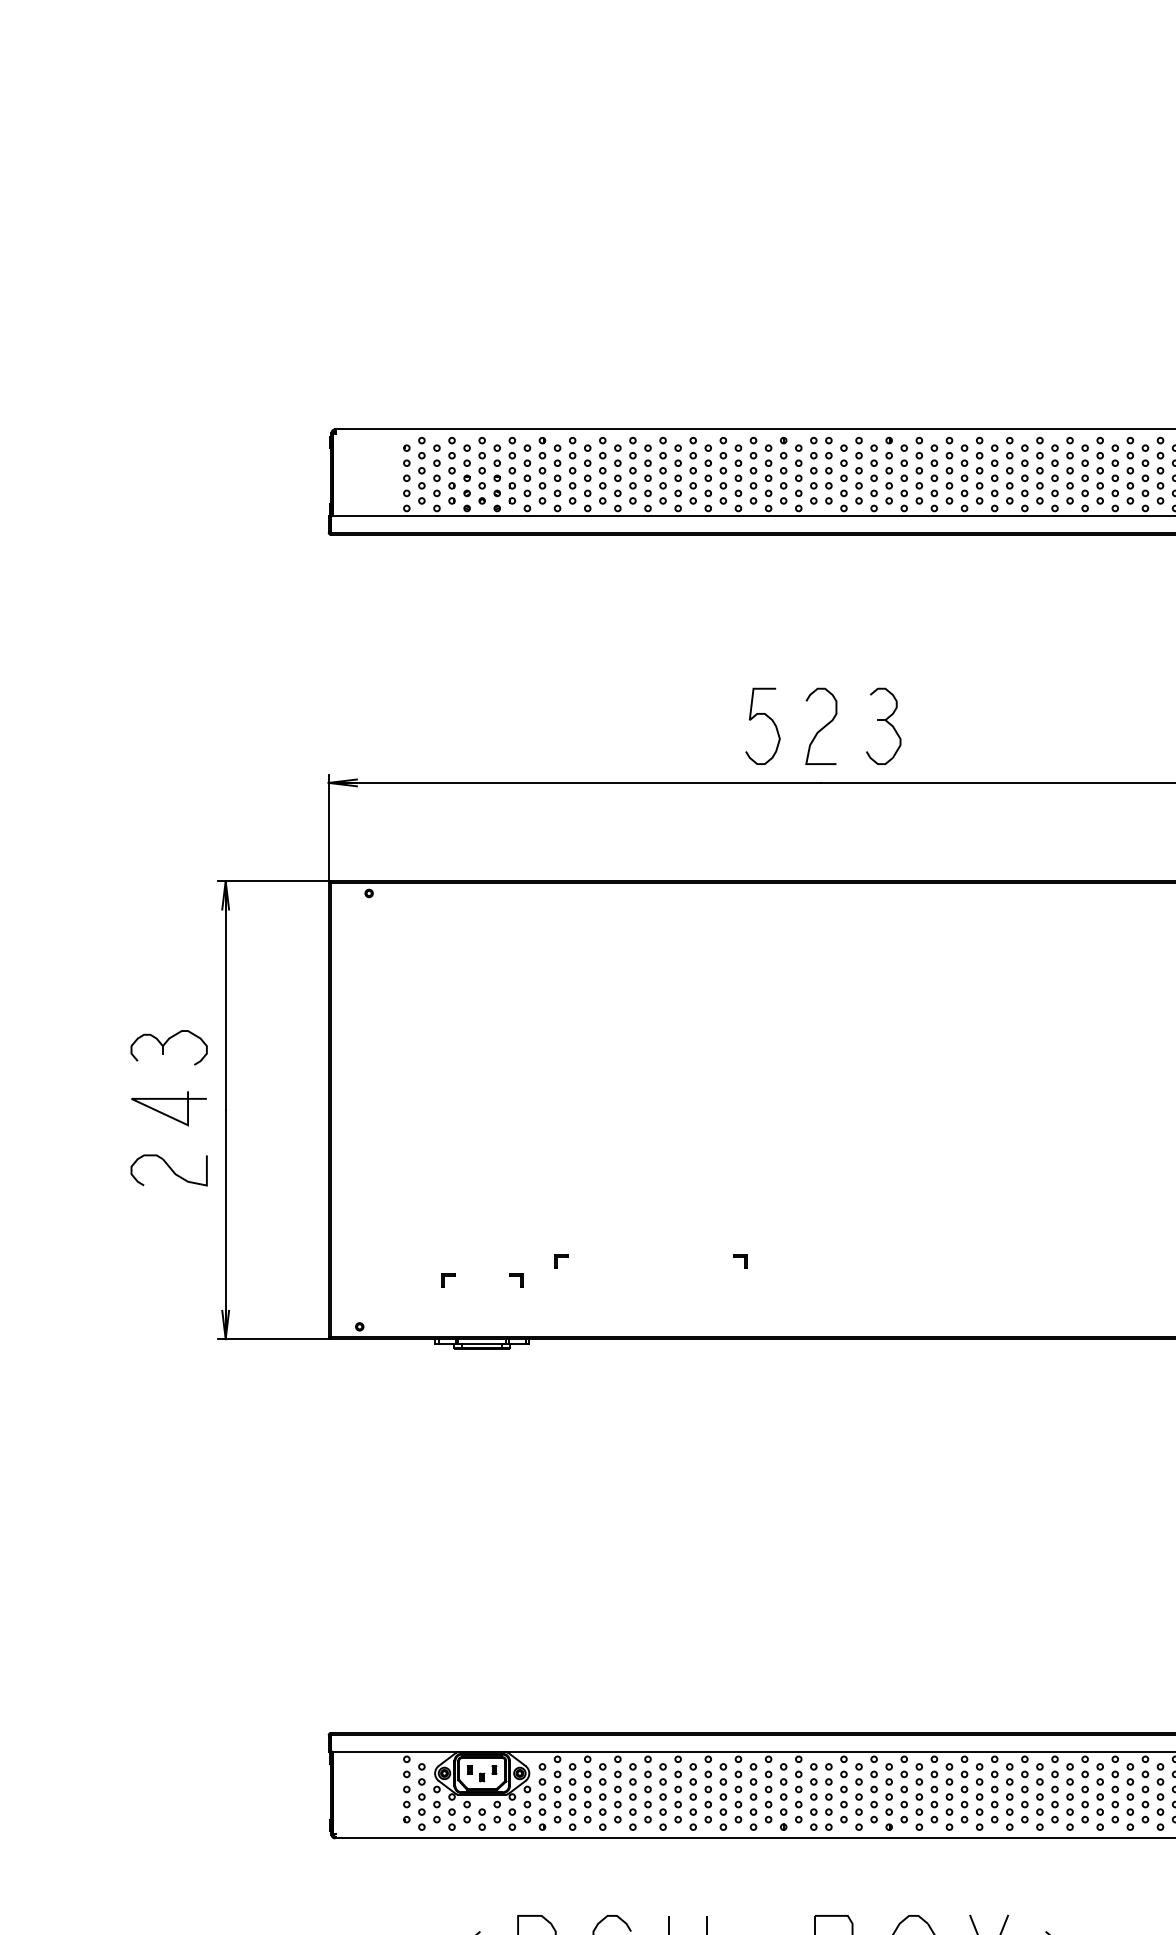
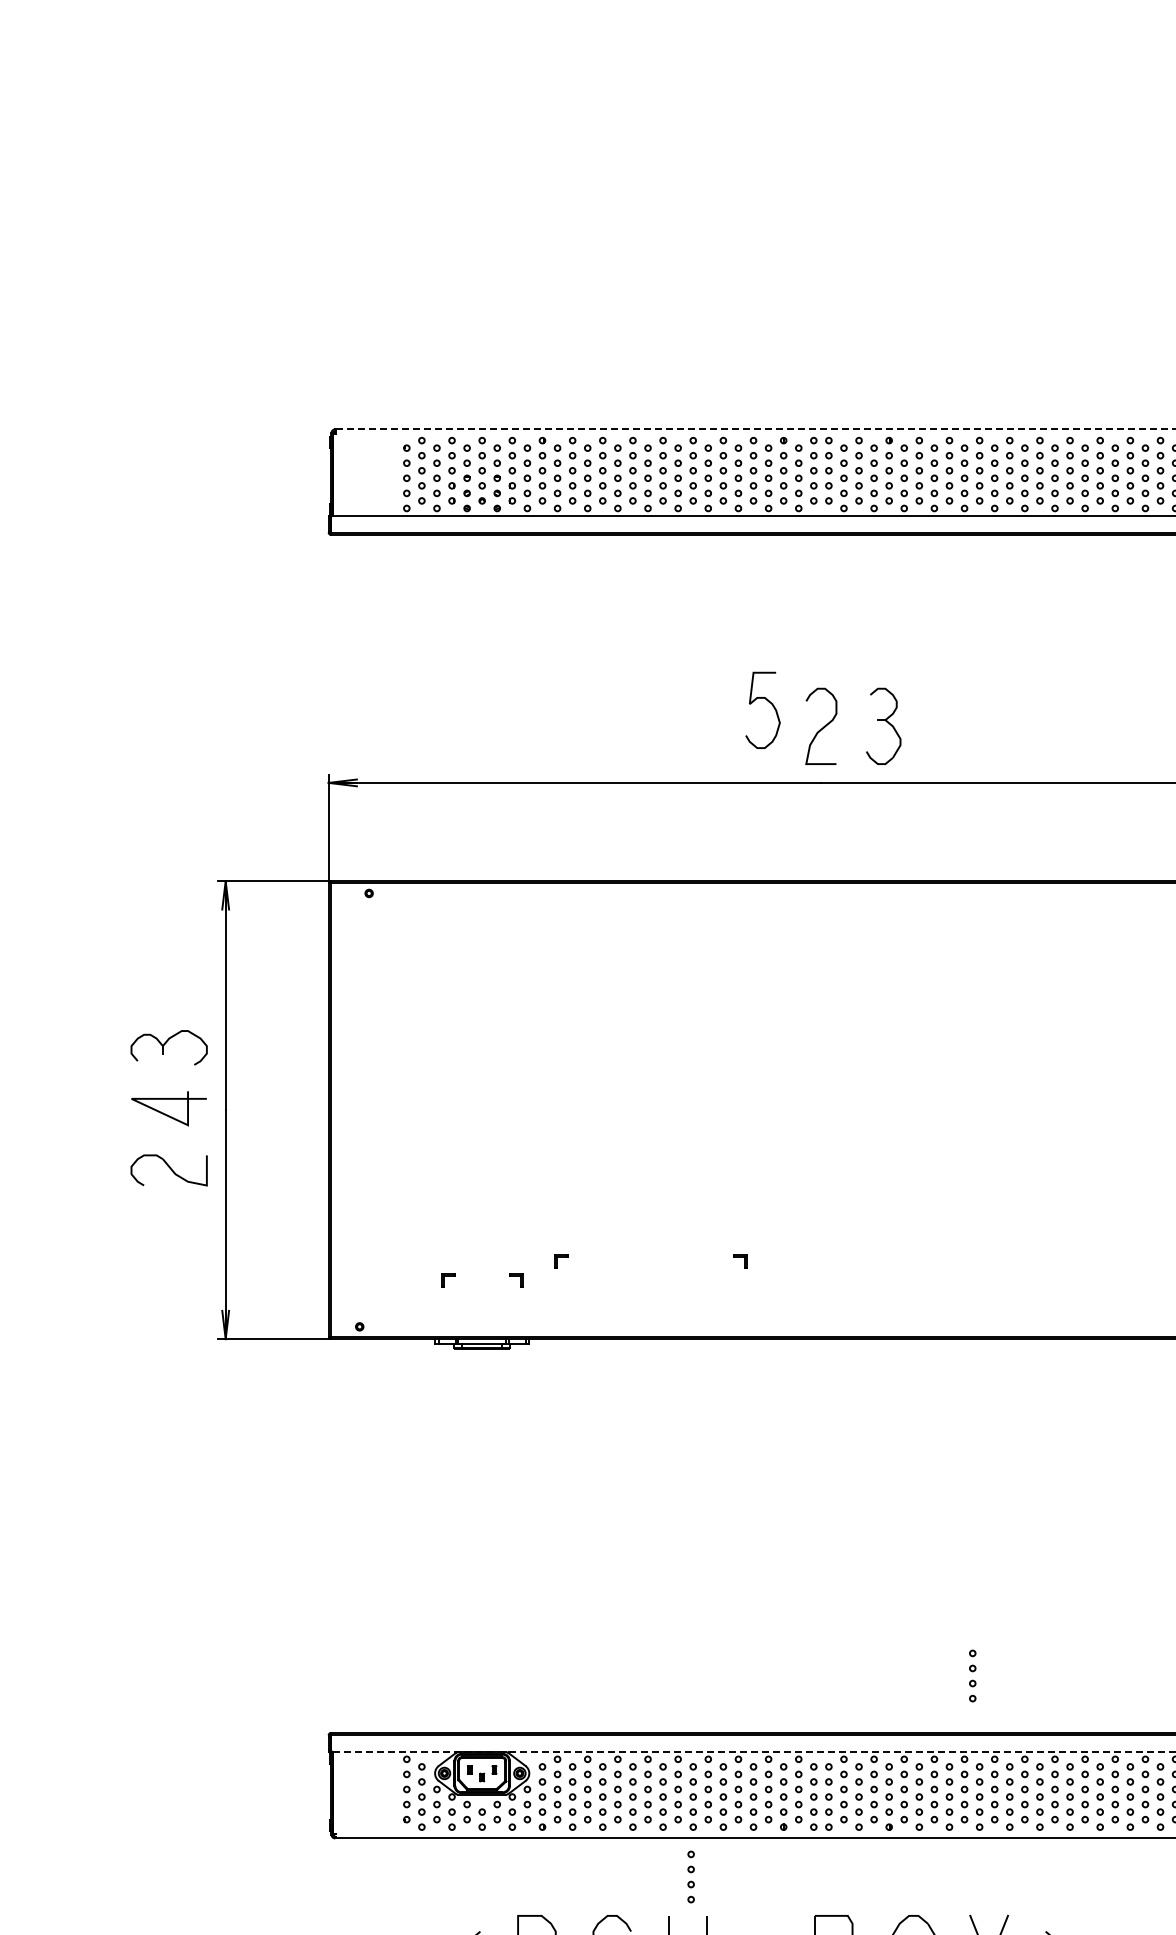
line: solid -> dashed (755, 429)
curve position: (768, 718) -> (768, 702) (768, 702)
part: none -> present (972, 1675)
line: solid -> dashed (754, 1751)
part: none -> present (690, 1876)
